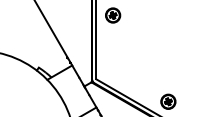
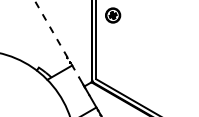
line: solid -> dashed (57, 39)
part: present -> none (168, 101)
